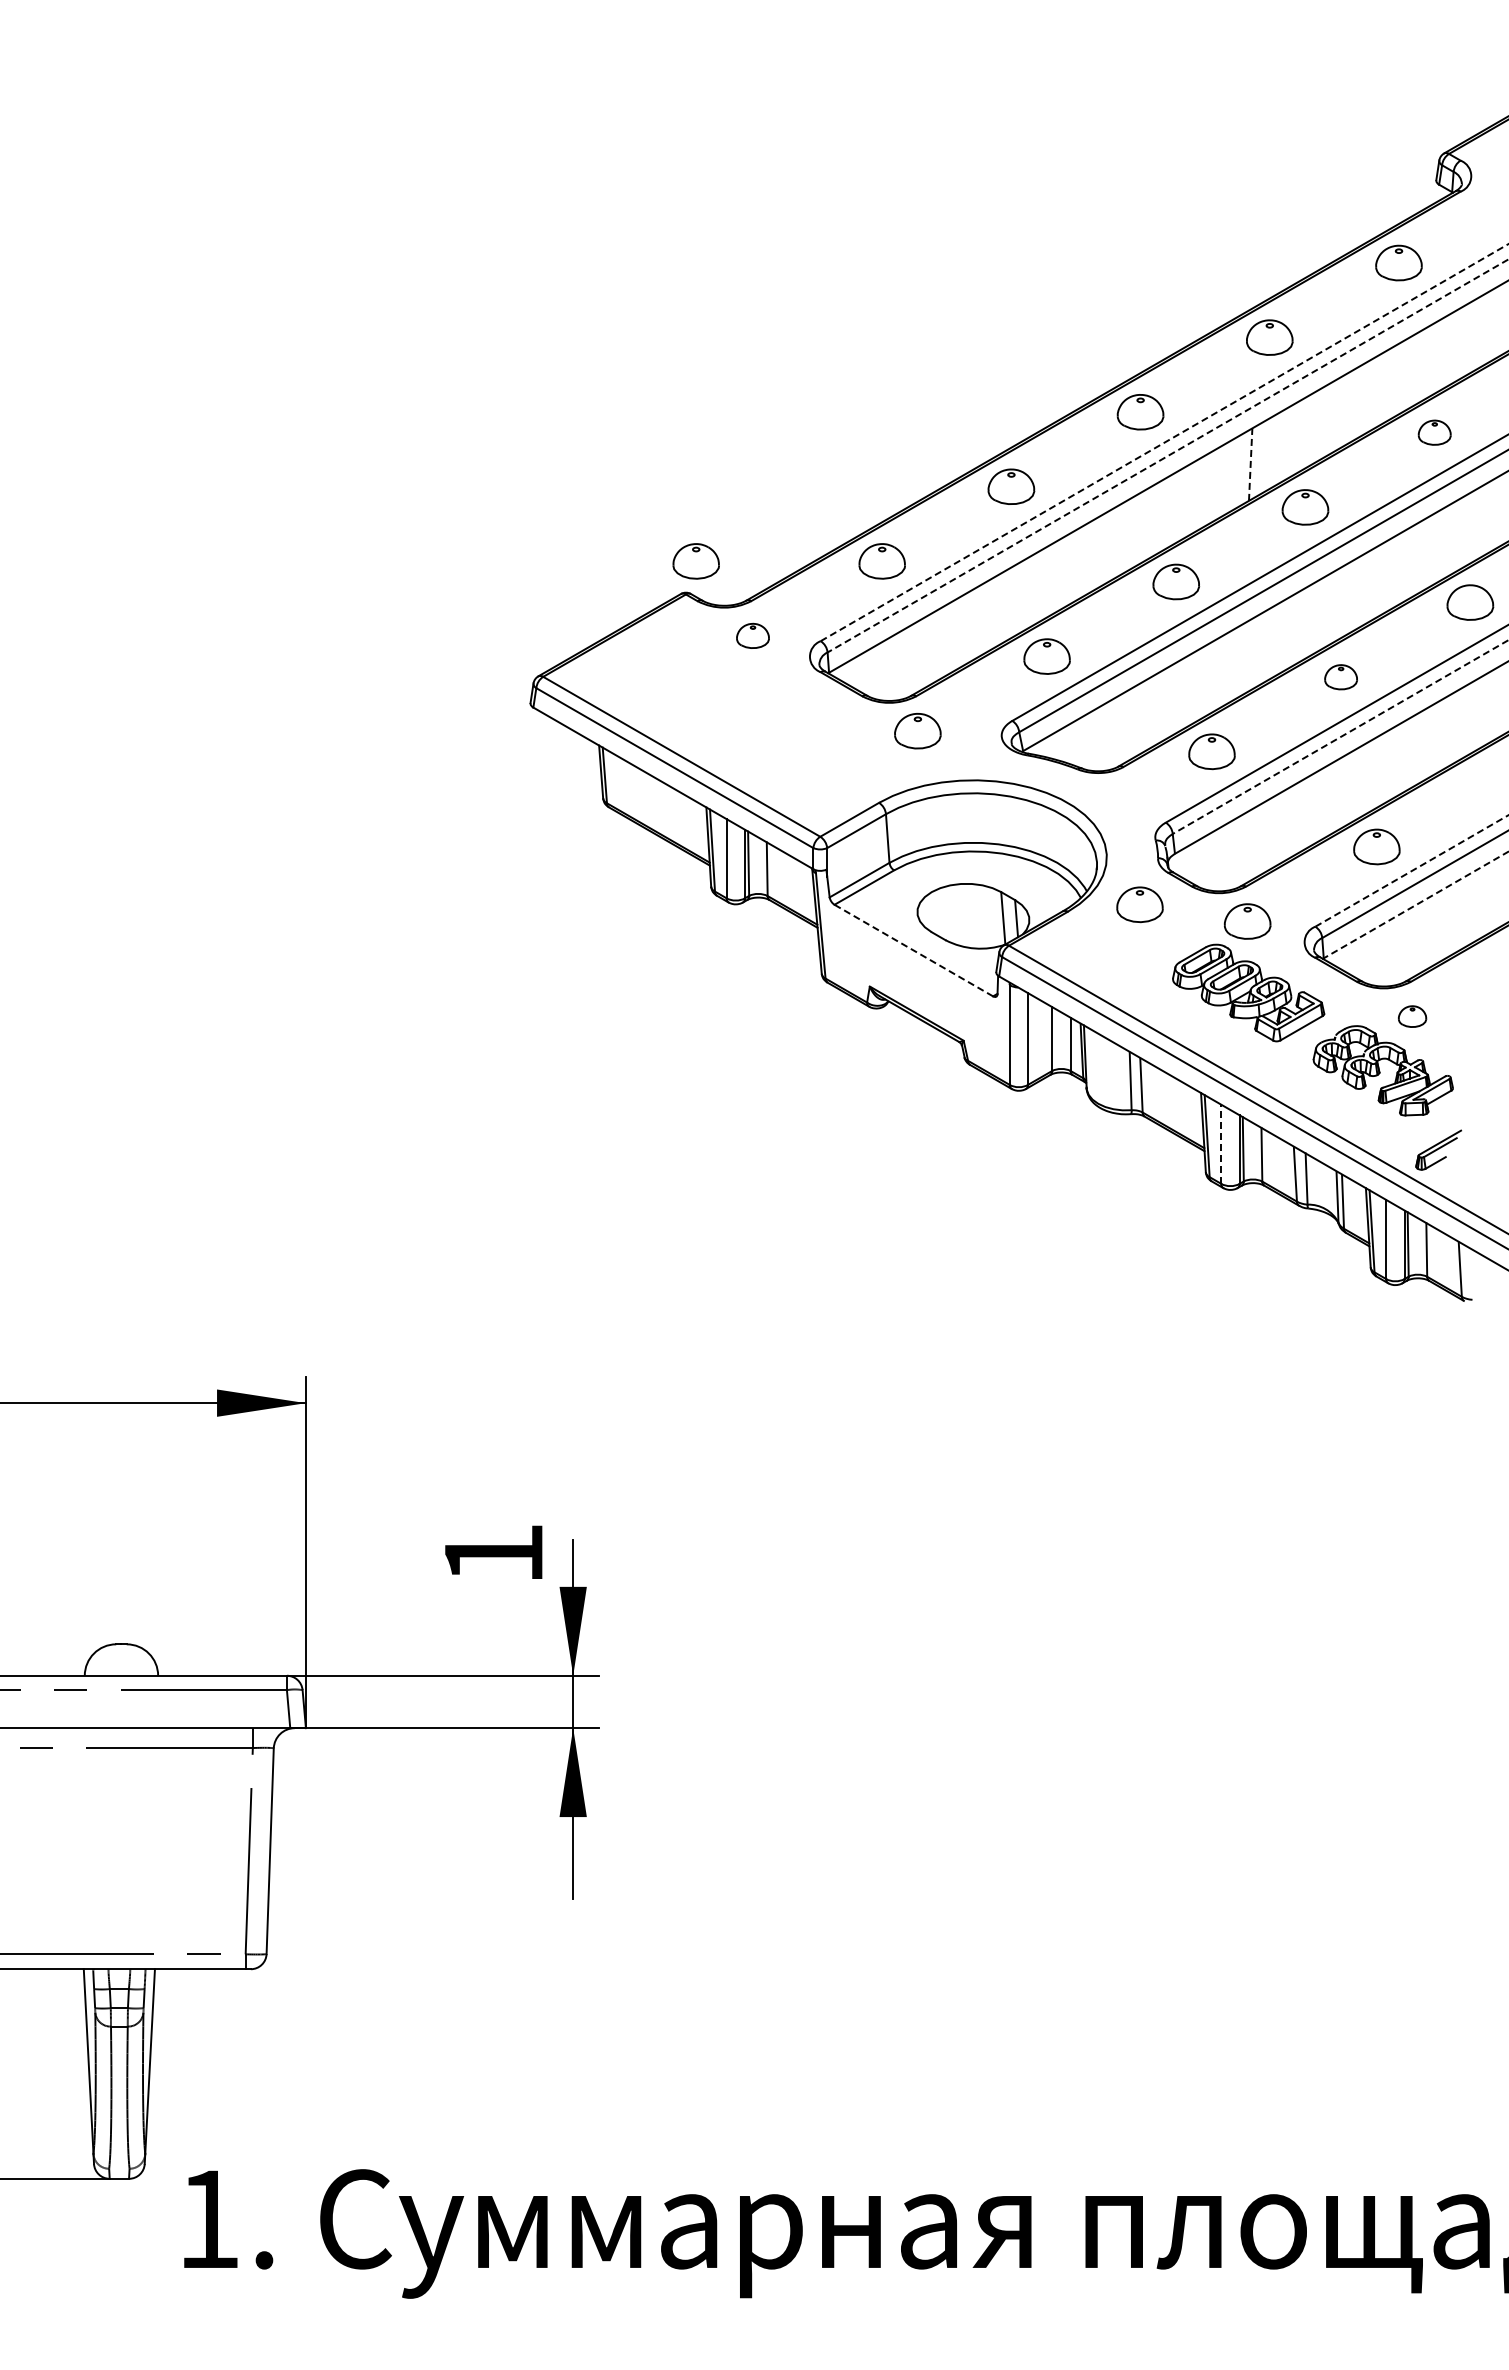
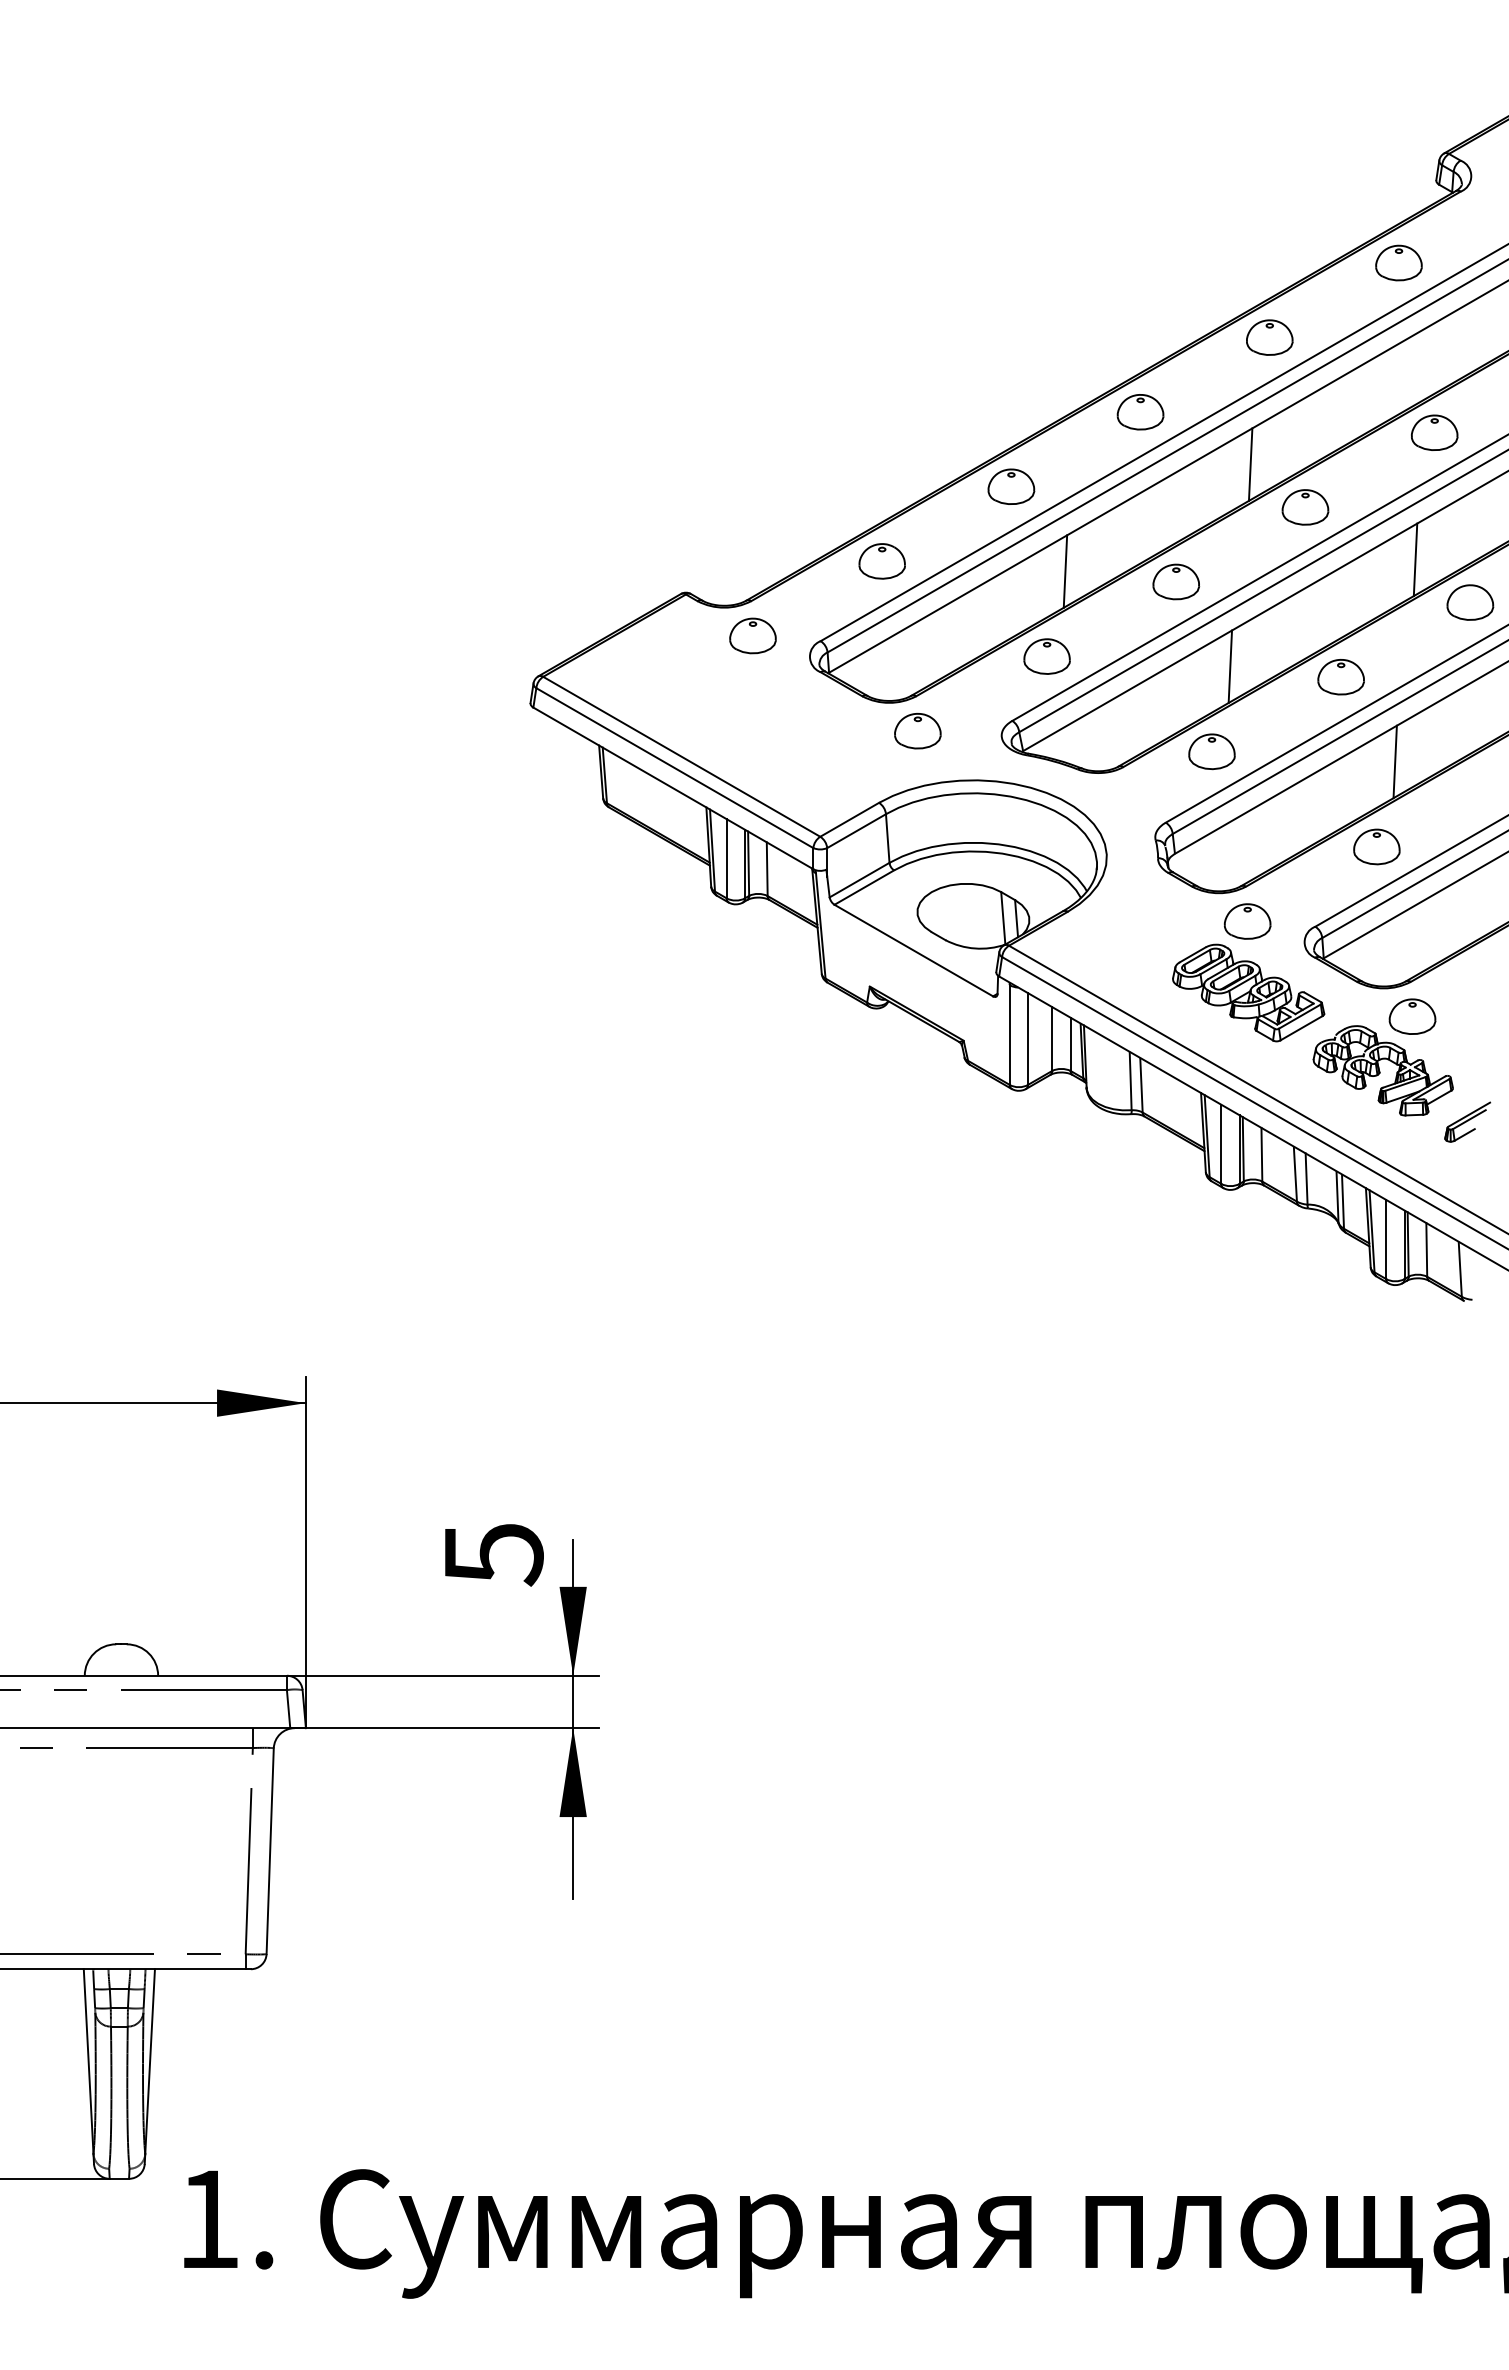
part size: 35x27 px -> 48x37 px (1434, 432)
line: dashed -> solid (1164, 442)
line: dashed -> solid (1167, 456)
line: dashed -> solid (1250, 464)
line: none -> present (1415, 559)
part: present -> none (695, 561)
line: none -> present (1065, 571)
part size: 34x27 px -> 48x38 px (752, 635)
line: none -> present (1230, 666)
part size: 34x27 px -> 48x37 px (1340, 677)
line: dashed -> solid (1340, 737)
line: none -> present (1394, 761)
line: dashed -> solid (1412, 870)
part: present -> none (1139, 904)
line: dashed -> solid (1415, 905)
line: dashed -> solid (913, 950)
part size: 30x23 px -> 49x37 px (1412, 1016)
line: dashed -> solid (1221, 1144)
part position: (1438, 1149) -> (1467, 1121) (1467, 1121)
text: 1 -> 5 (494, 1555)
